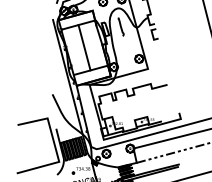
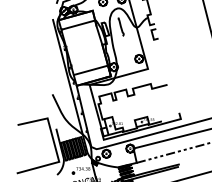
line: present -> none (84, 47)
